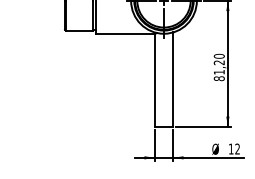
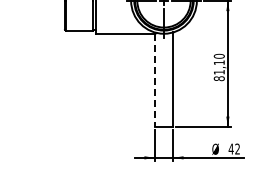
text: 81,20 -> 81,10 (218, 62)
line: solid -> dashed (154, 80)
text: 12 -> 42 (230, 148)
